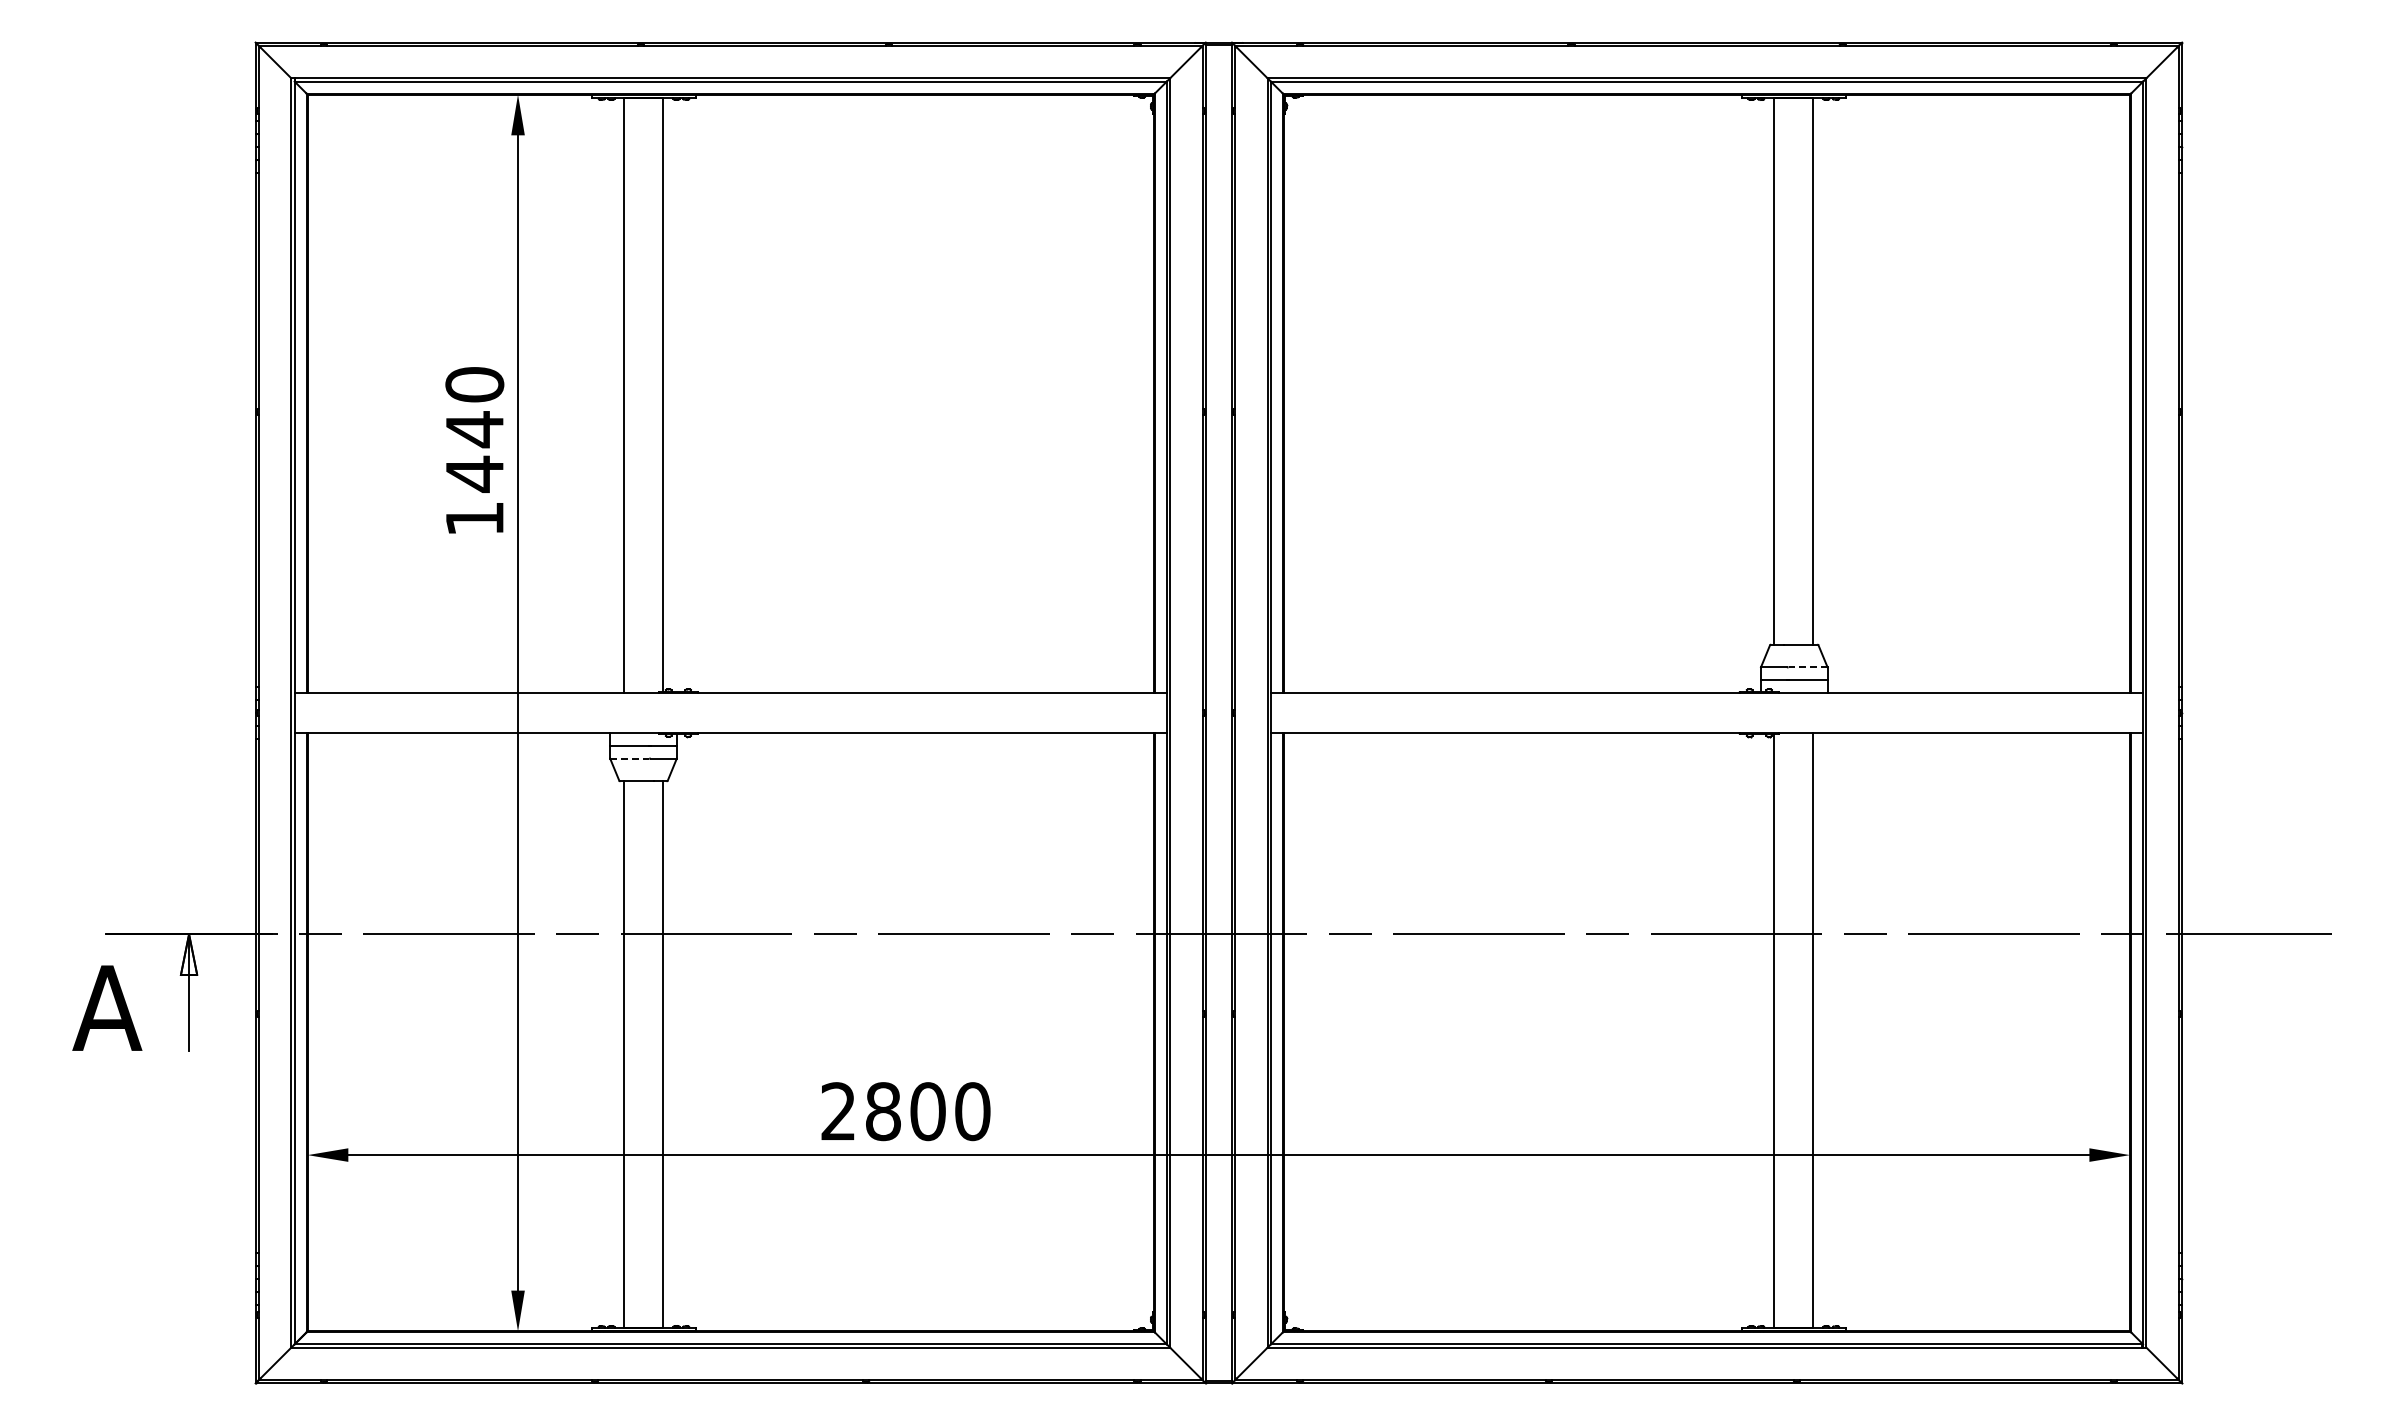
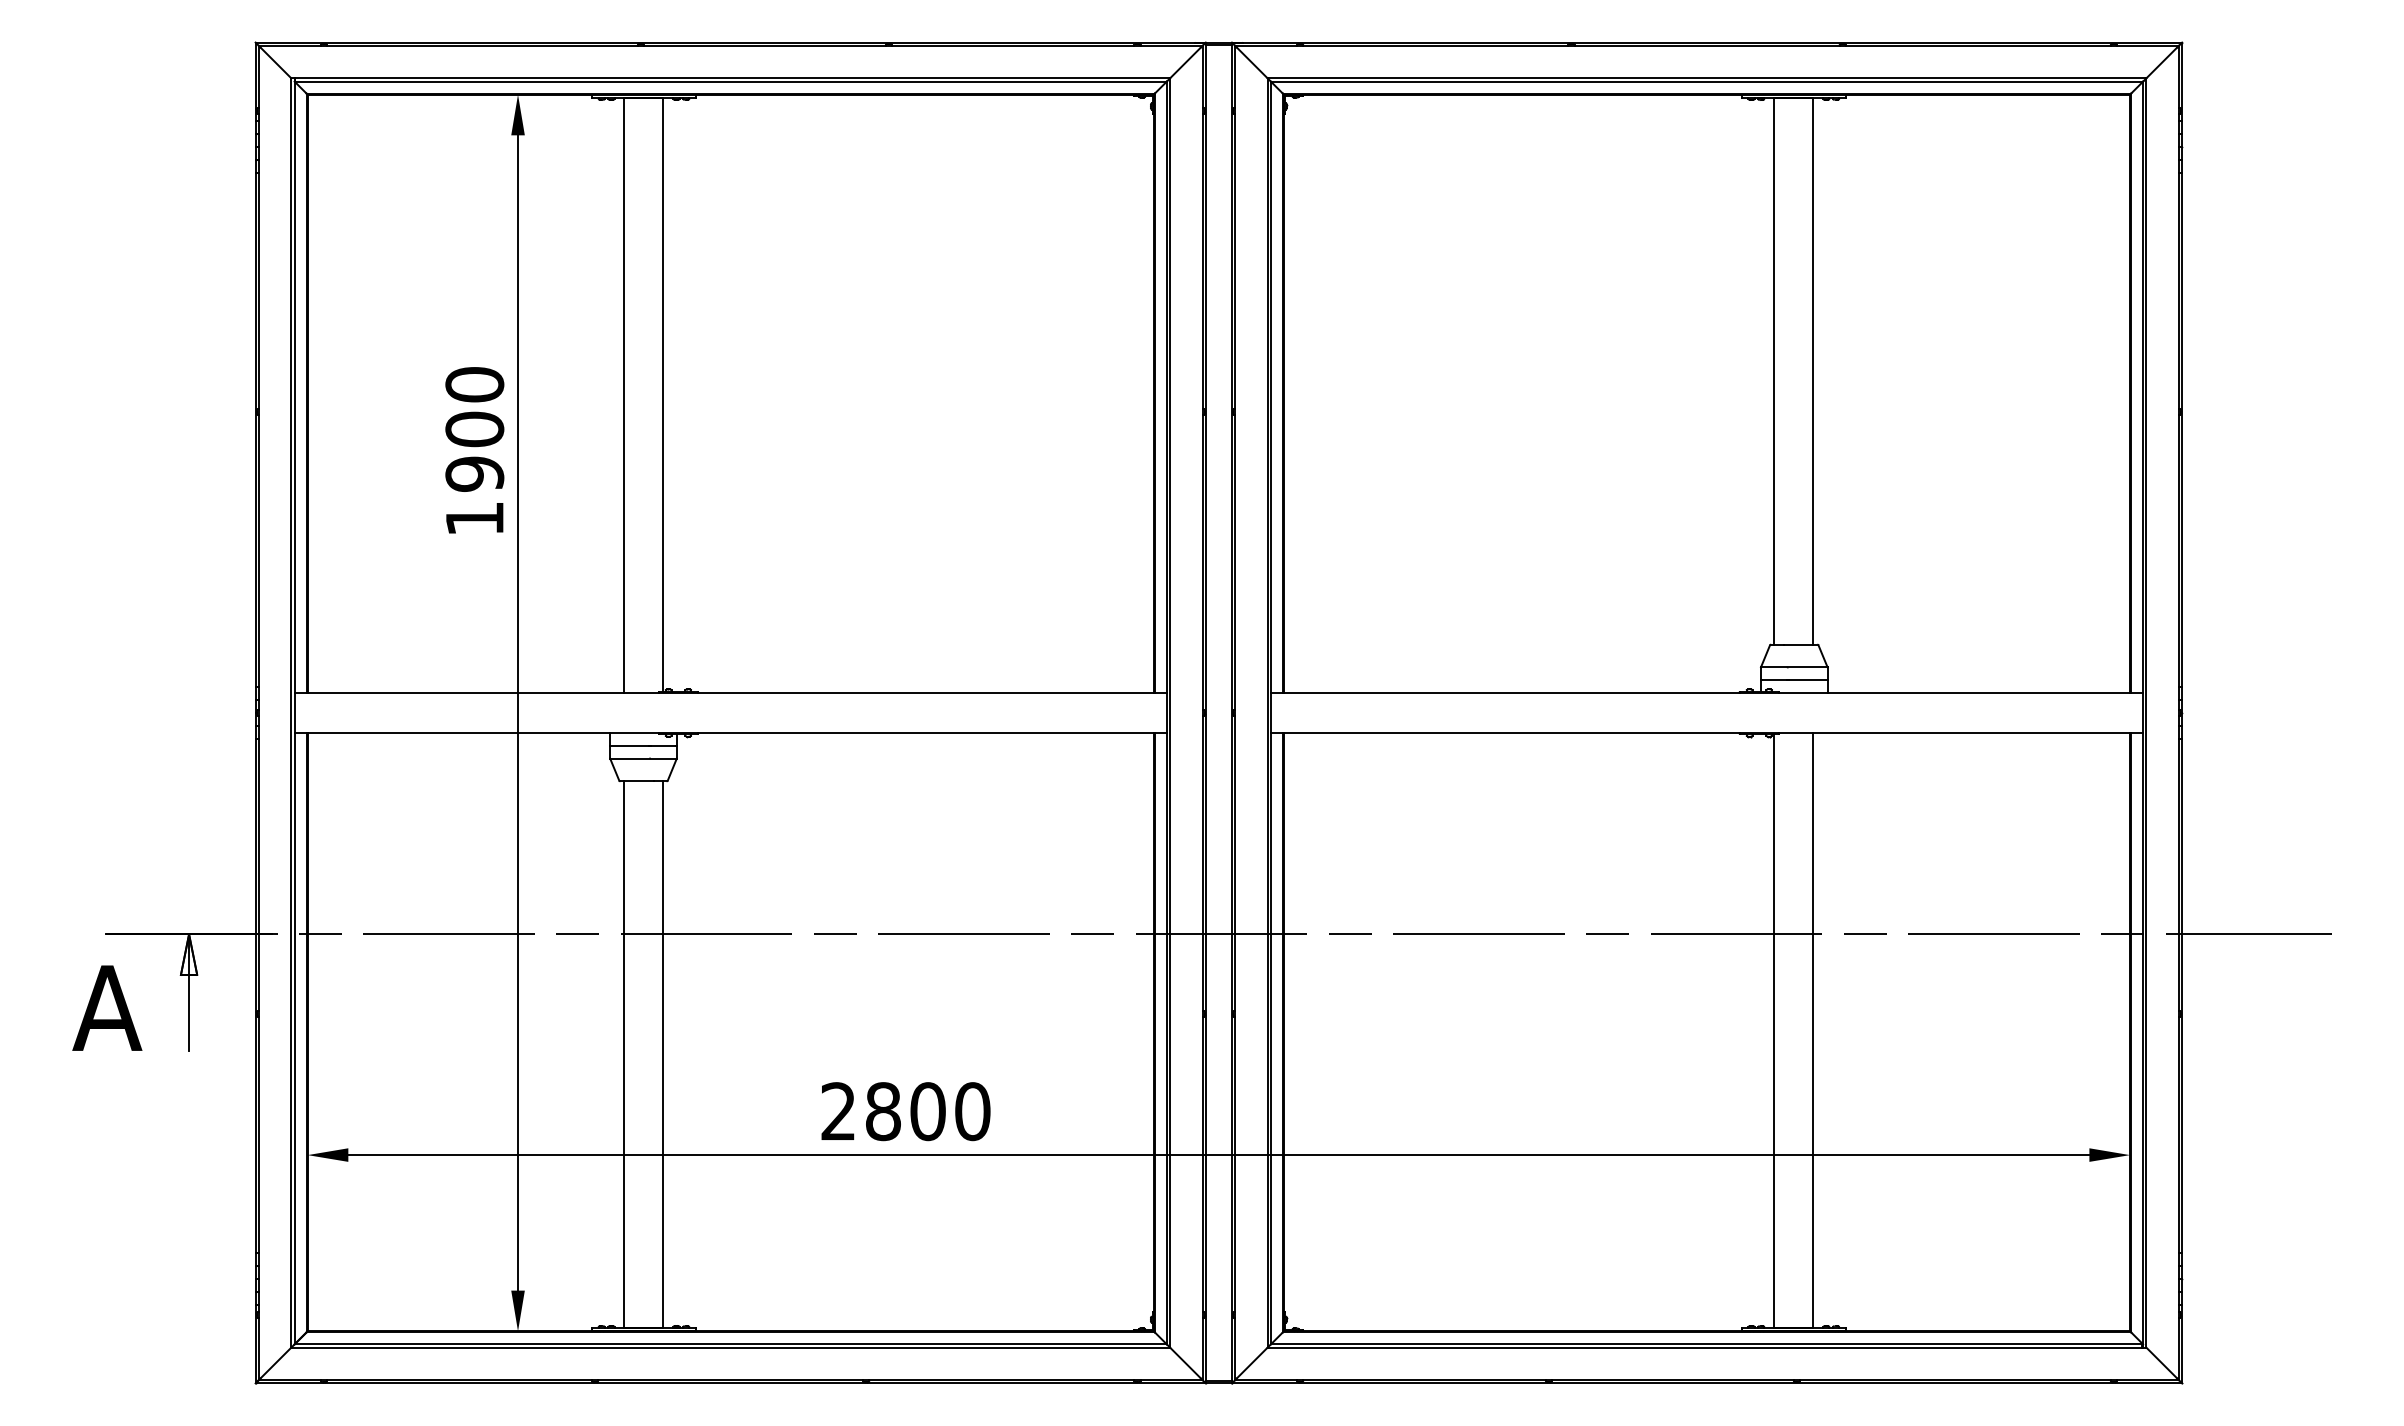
text: 1440 -> 1900 (474, 451)
line: dashed -> solid (1807, 667)
line: dashed -> solid (630, 758)
